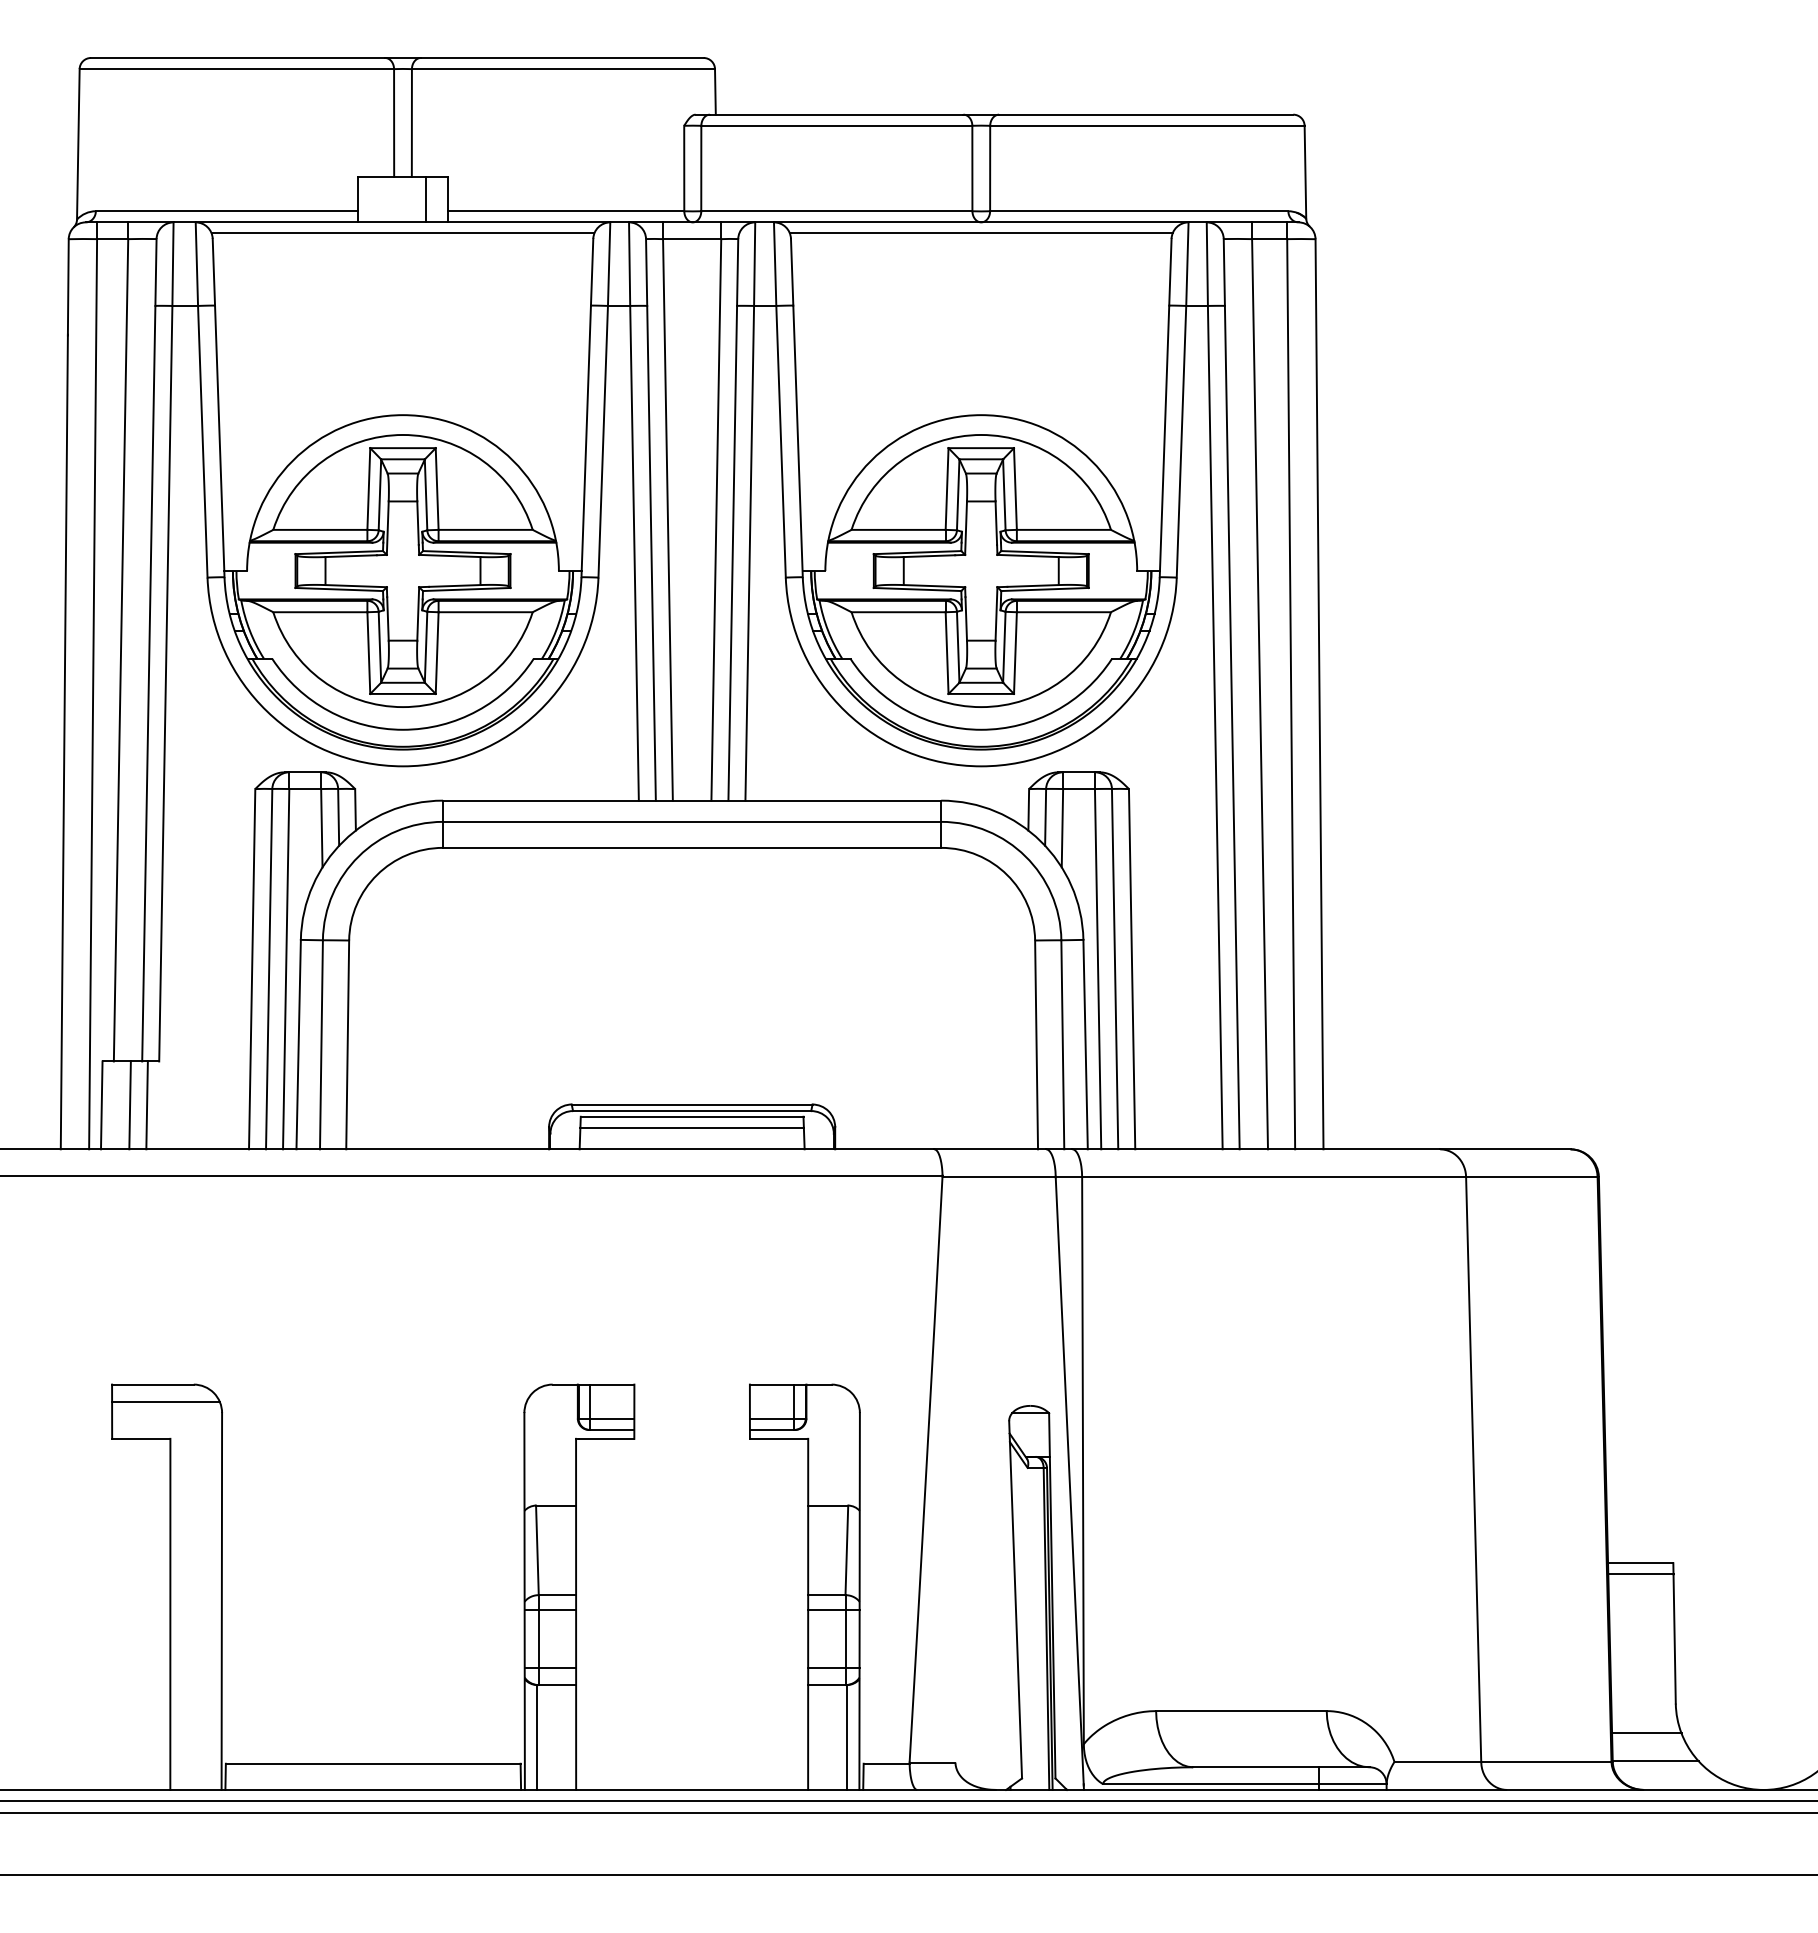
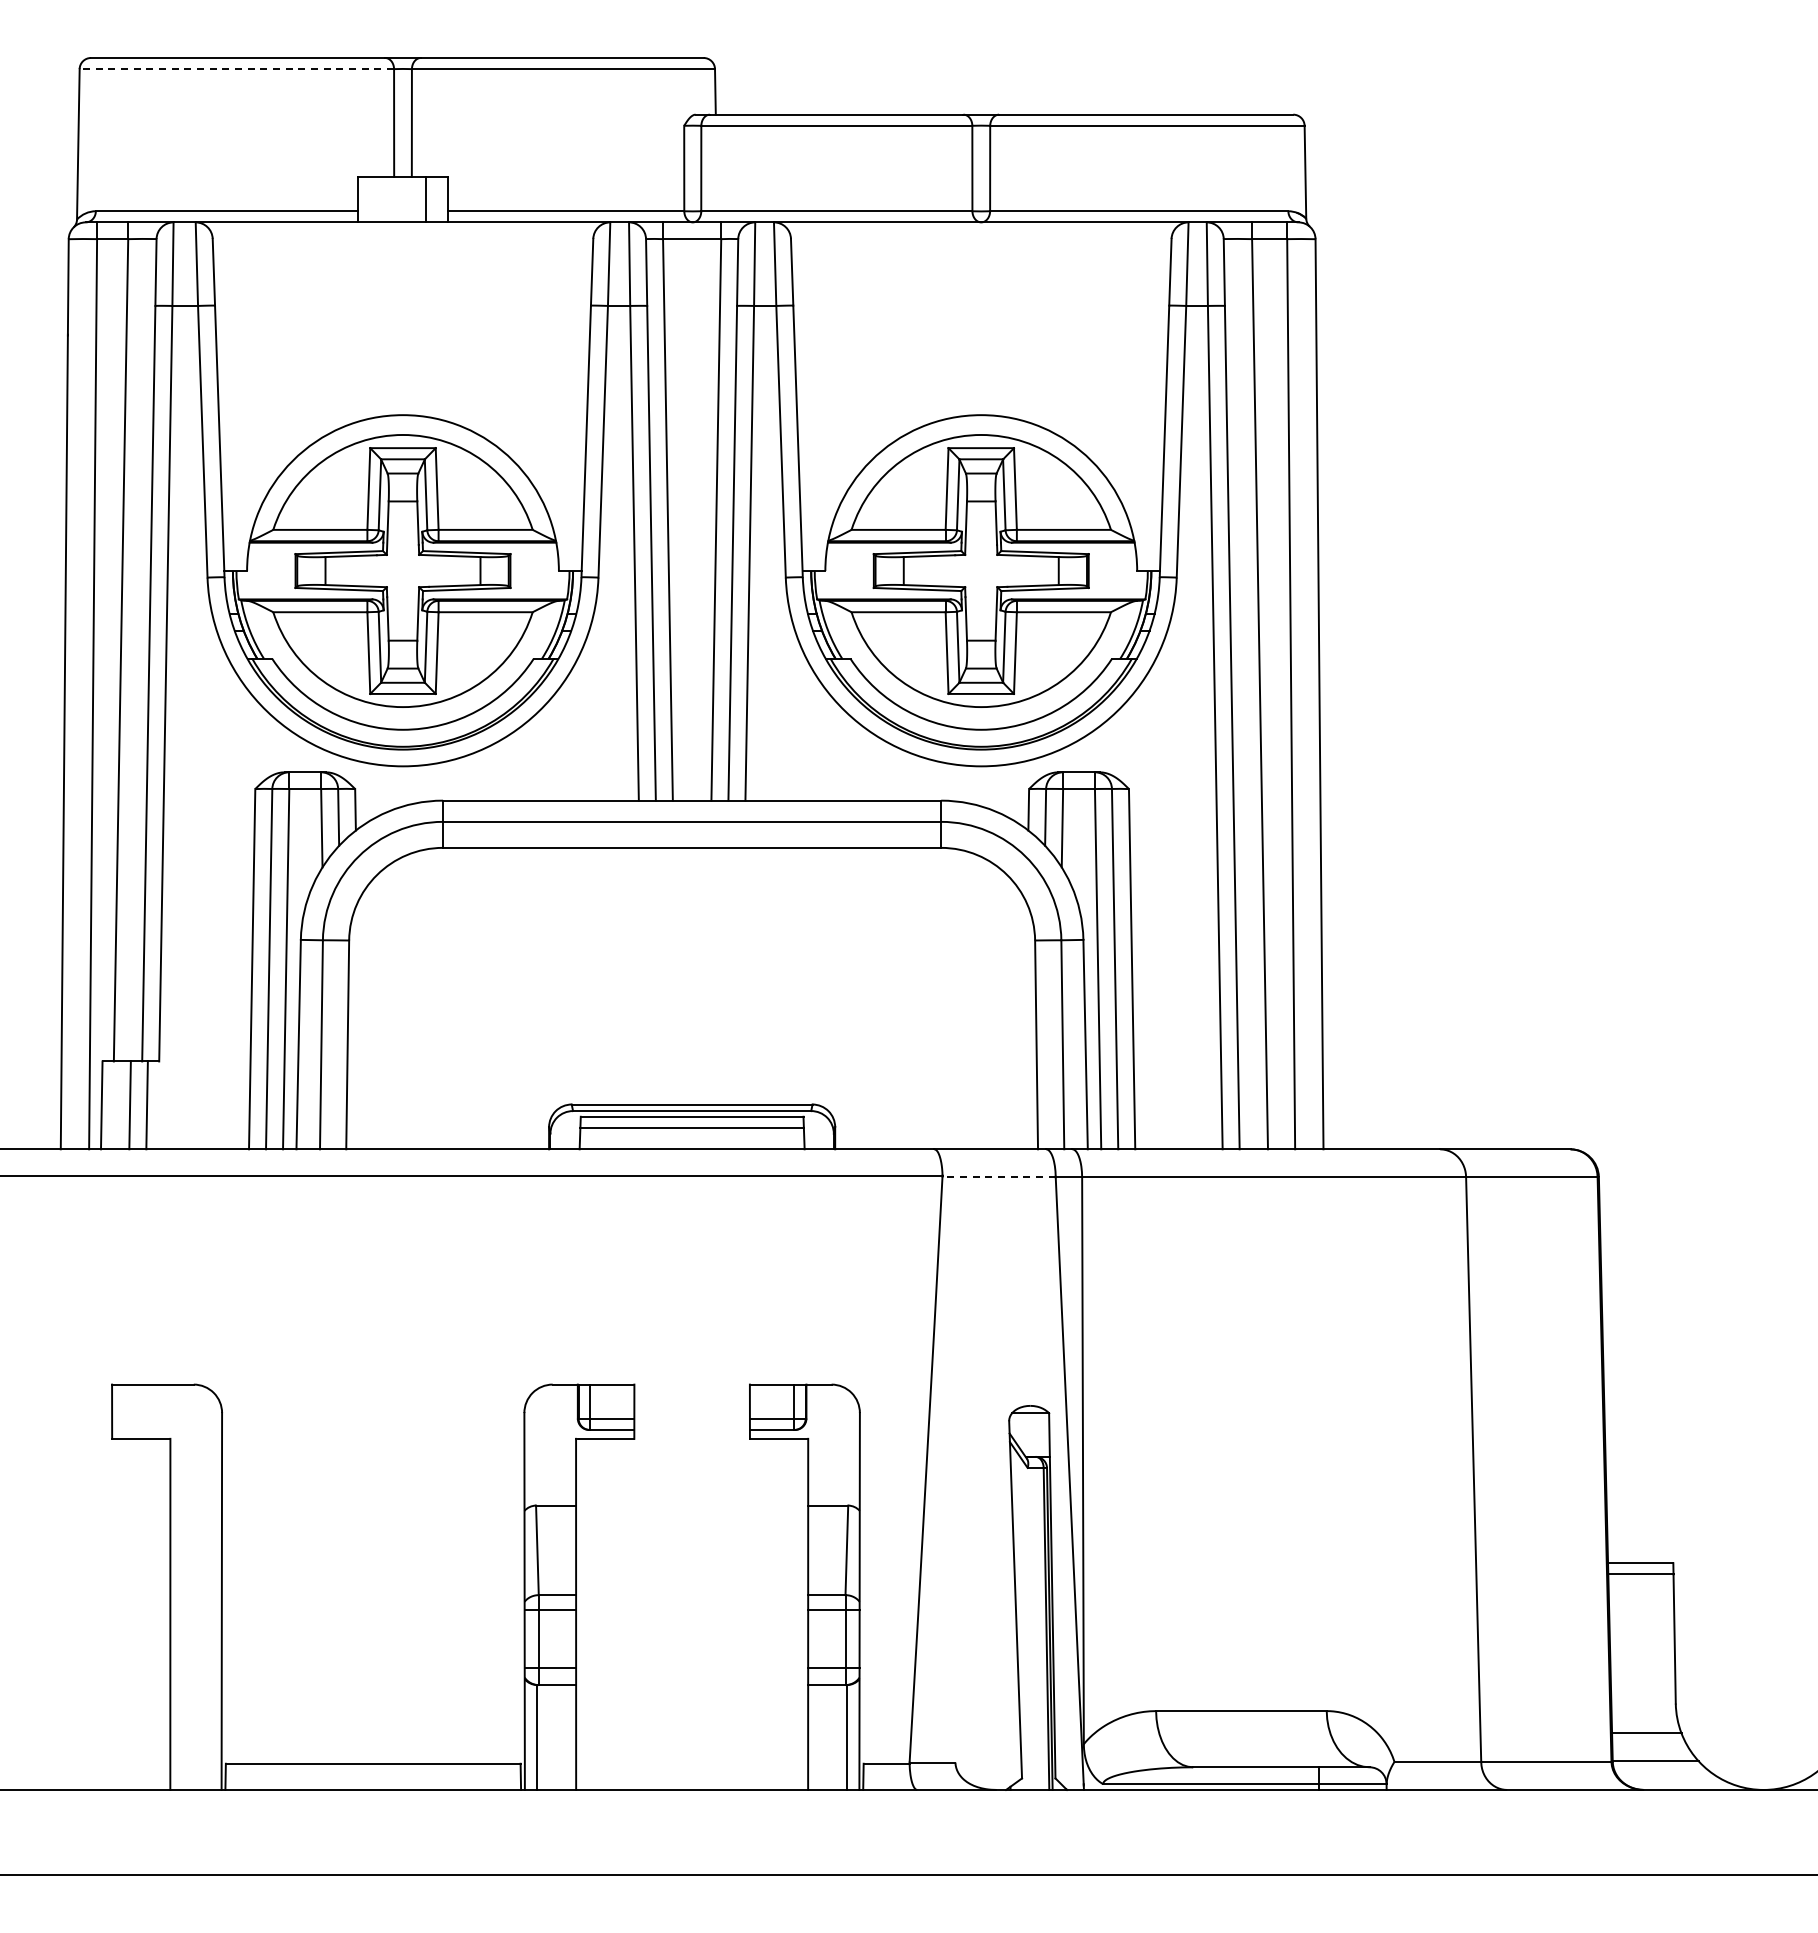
line: solid -> dashed (236, 69)
line: present -> none (402, 233)
line: present -> none (980, 233)
line: solid -> dashed (999, 1176)
line: present -> none (165, 1401)
line: present -> none (908, 1801)
line: present -> none (908, 1812)
